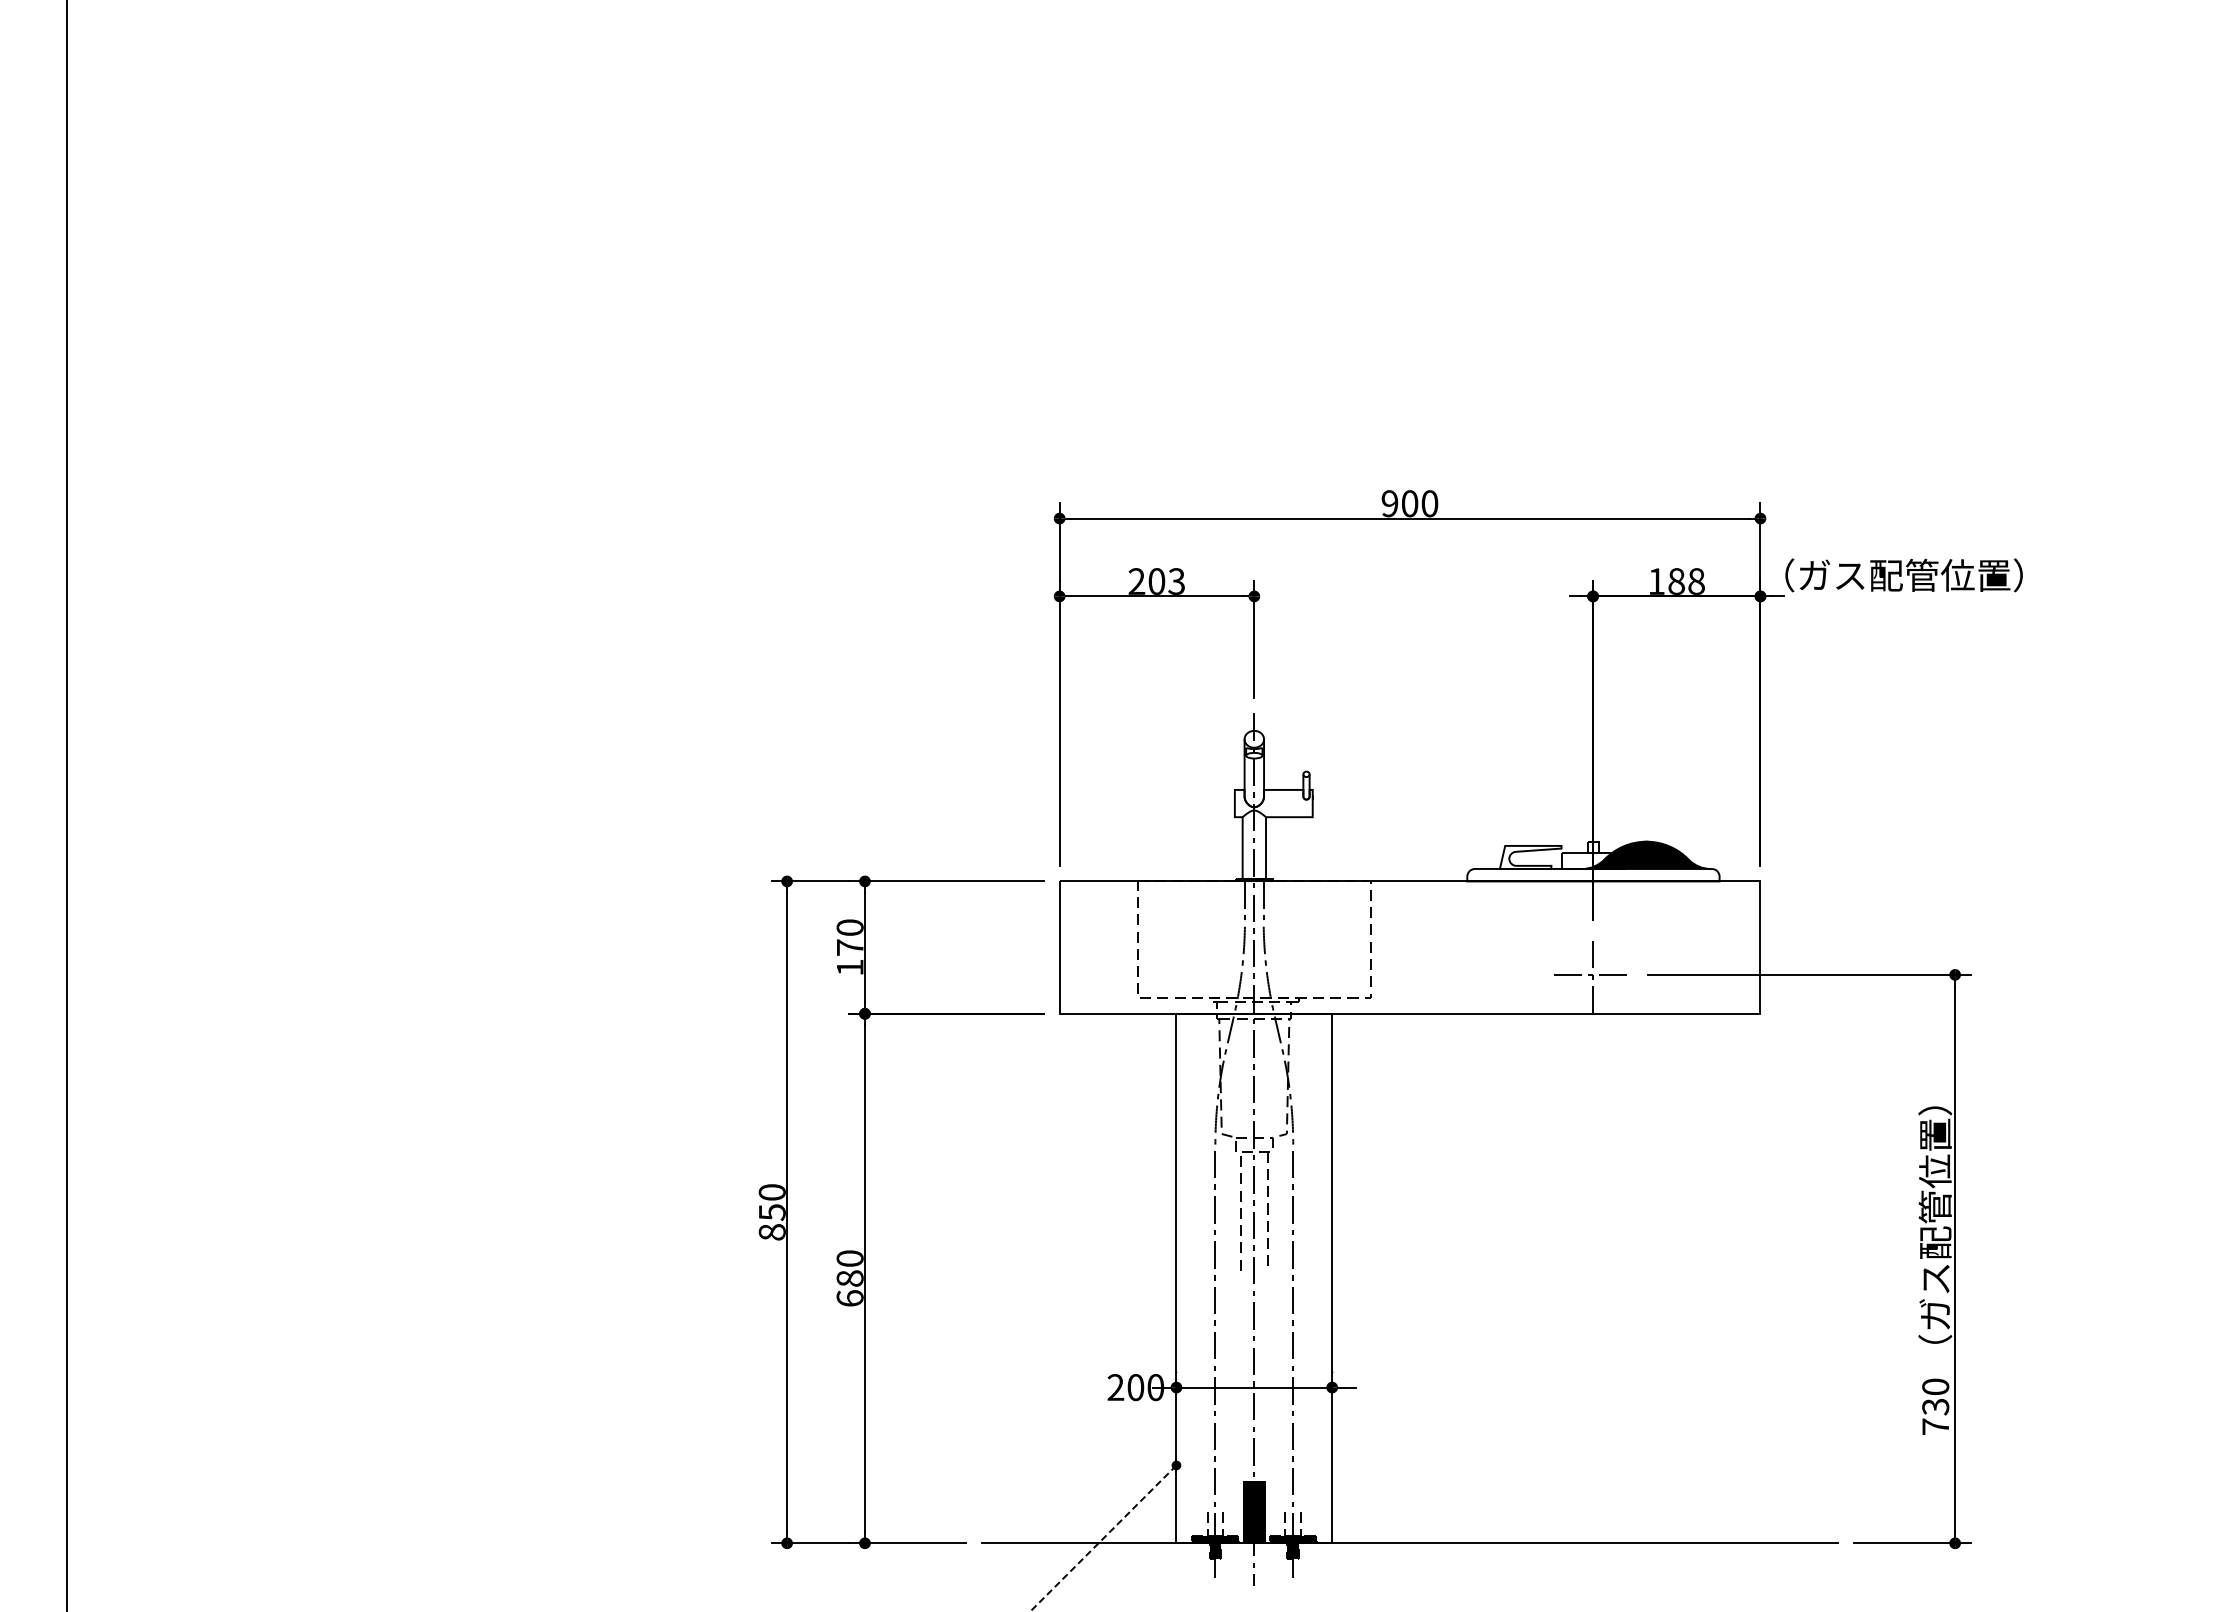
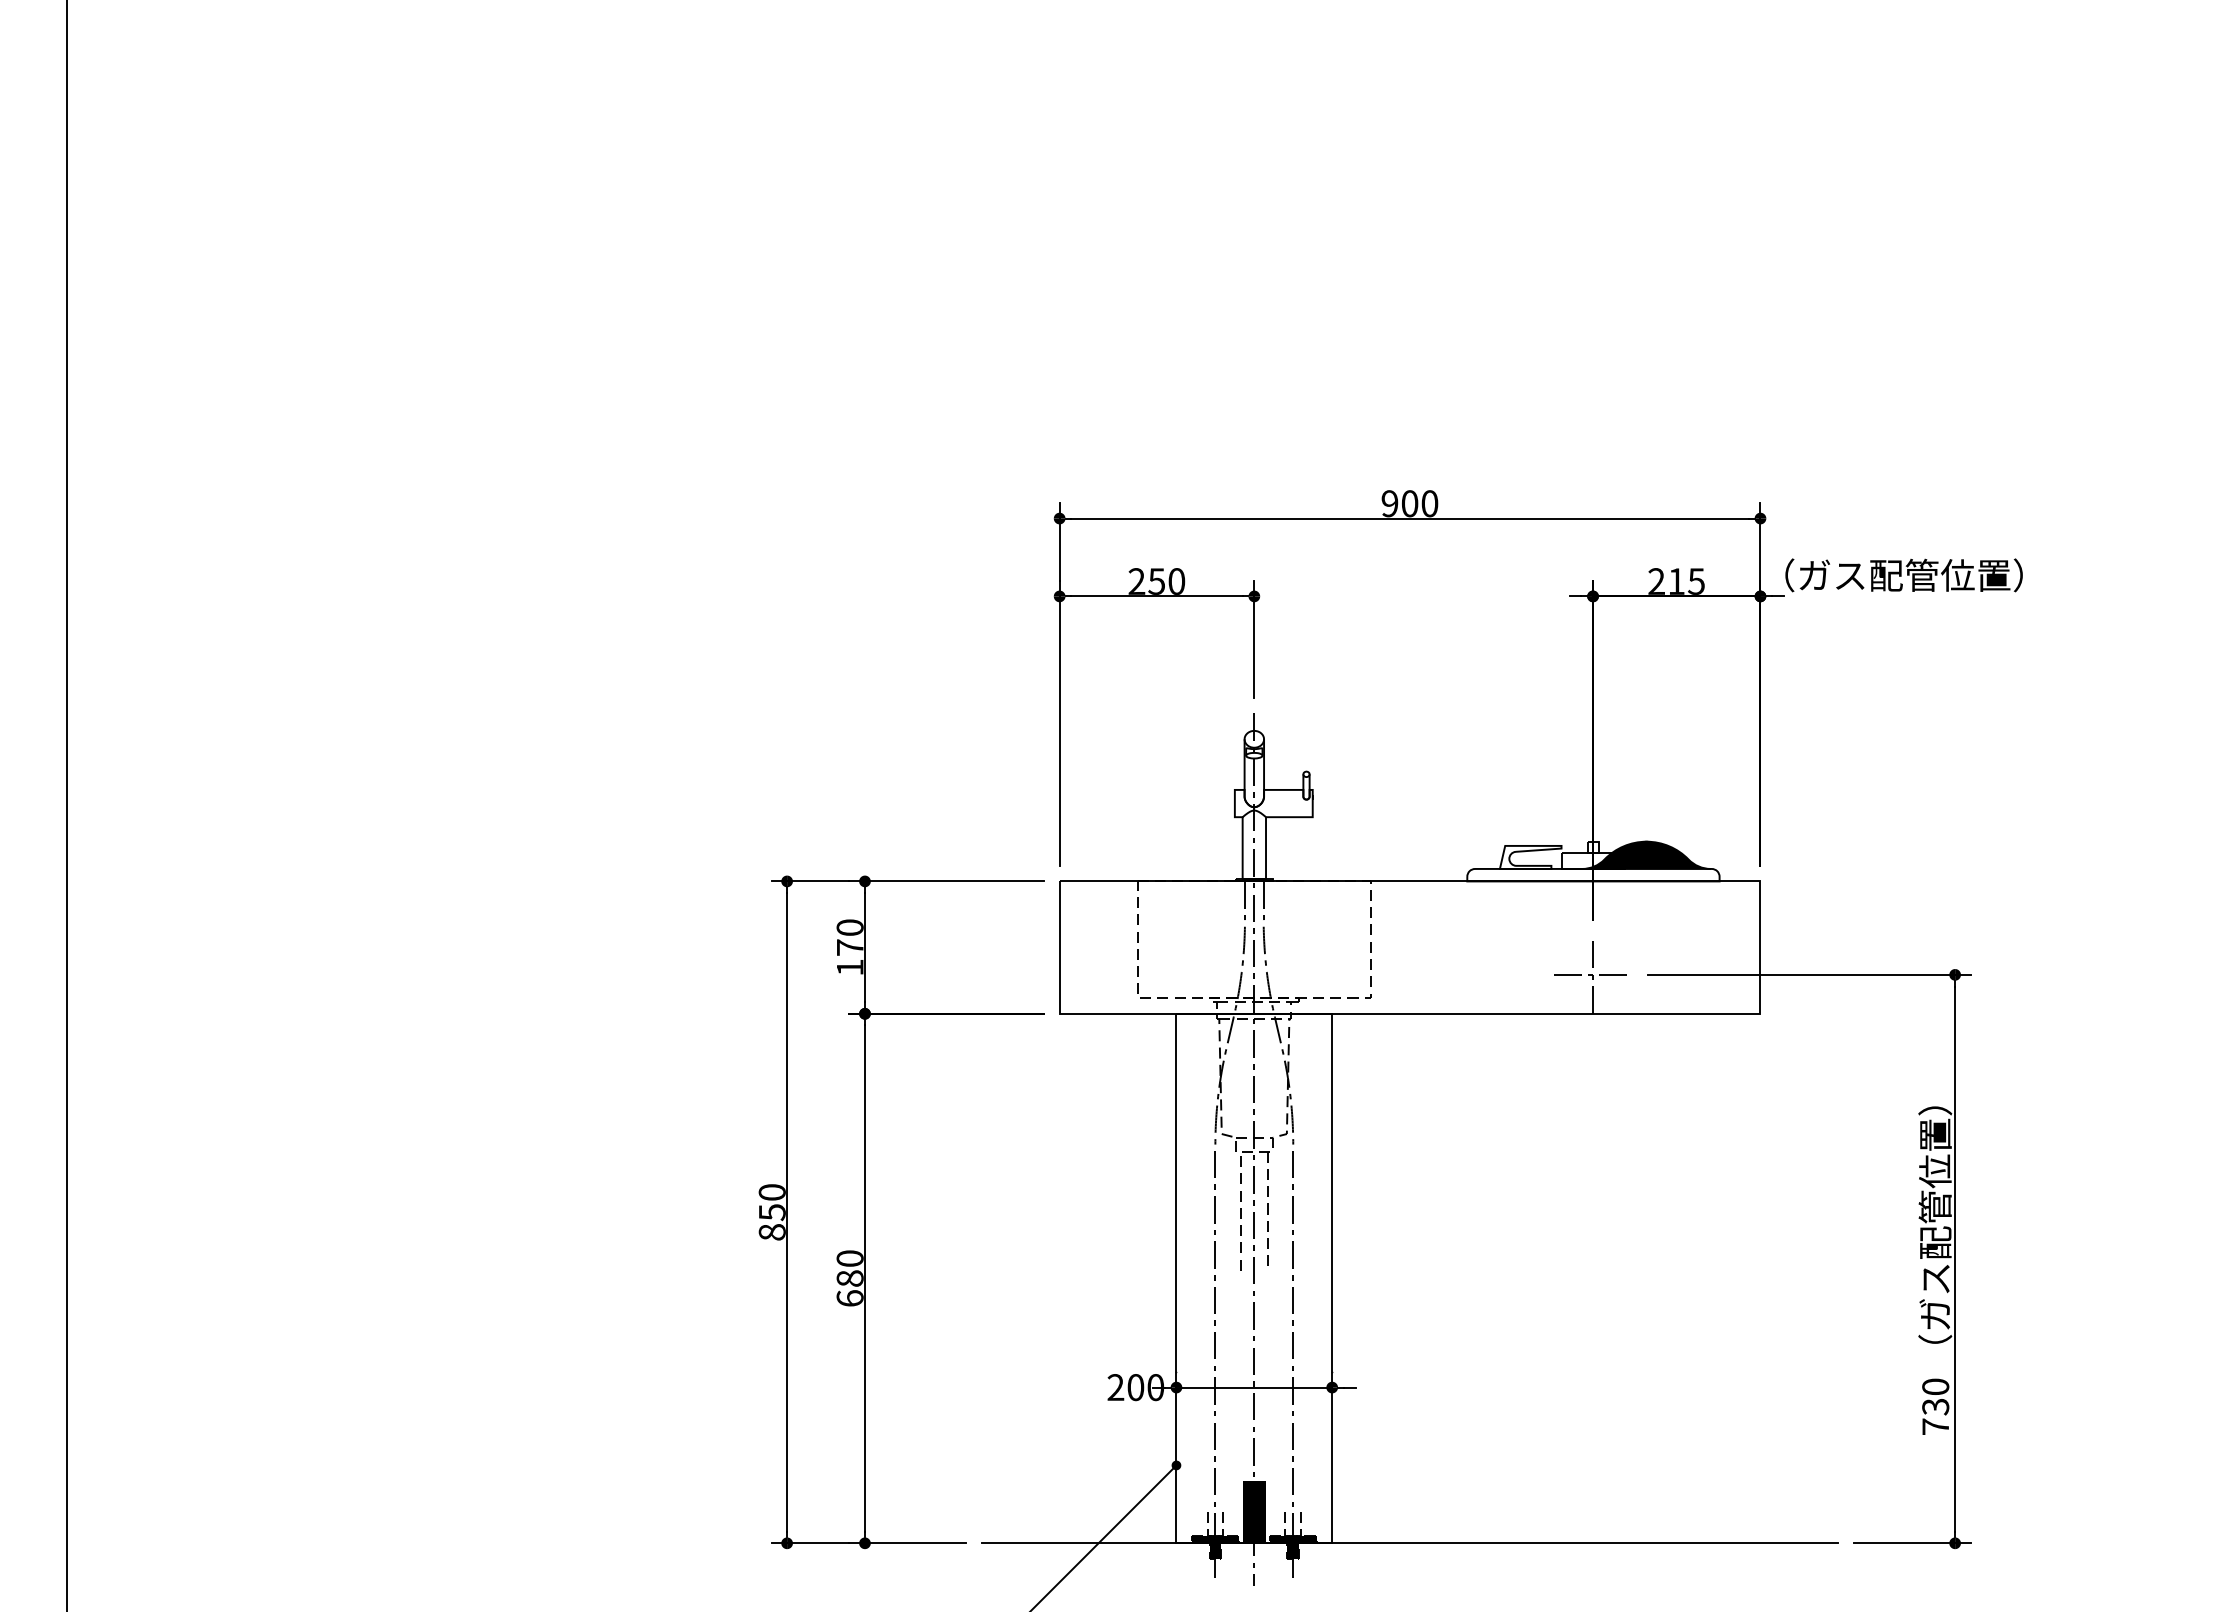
text: 203 -> 250 (1166, 581)
text: 188 -> 215 (1676, 581)
line: dashed -> solid (1103, 1538)
